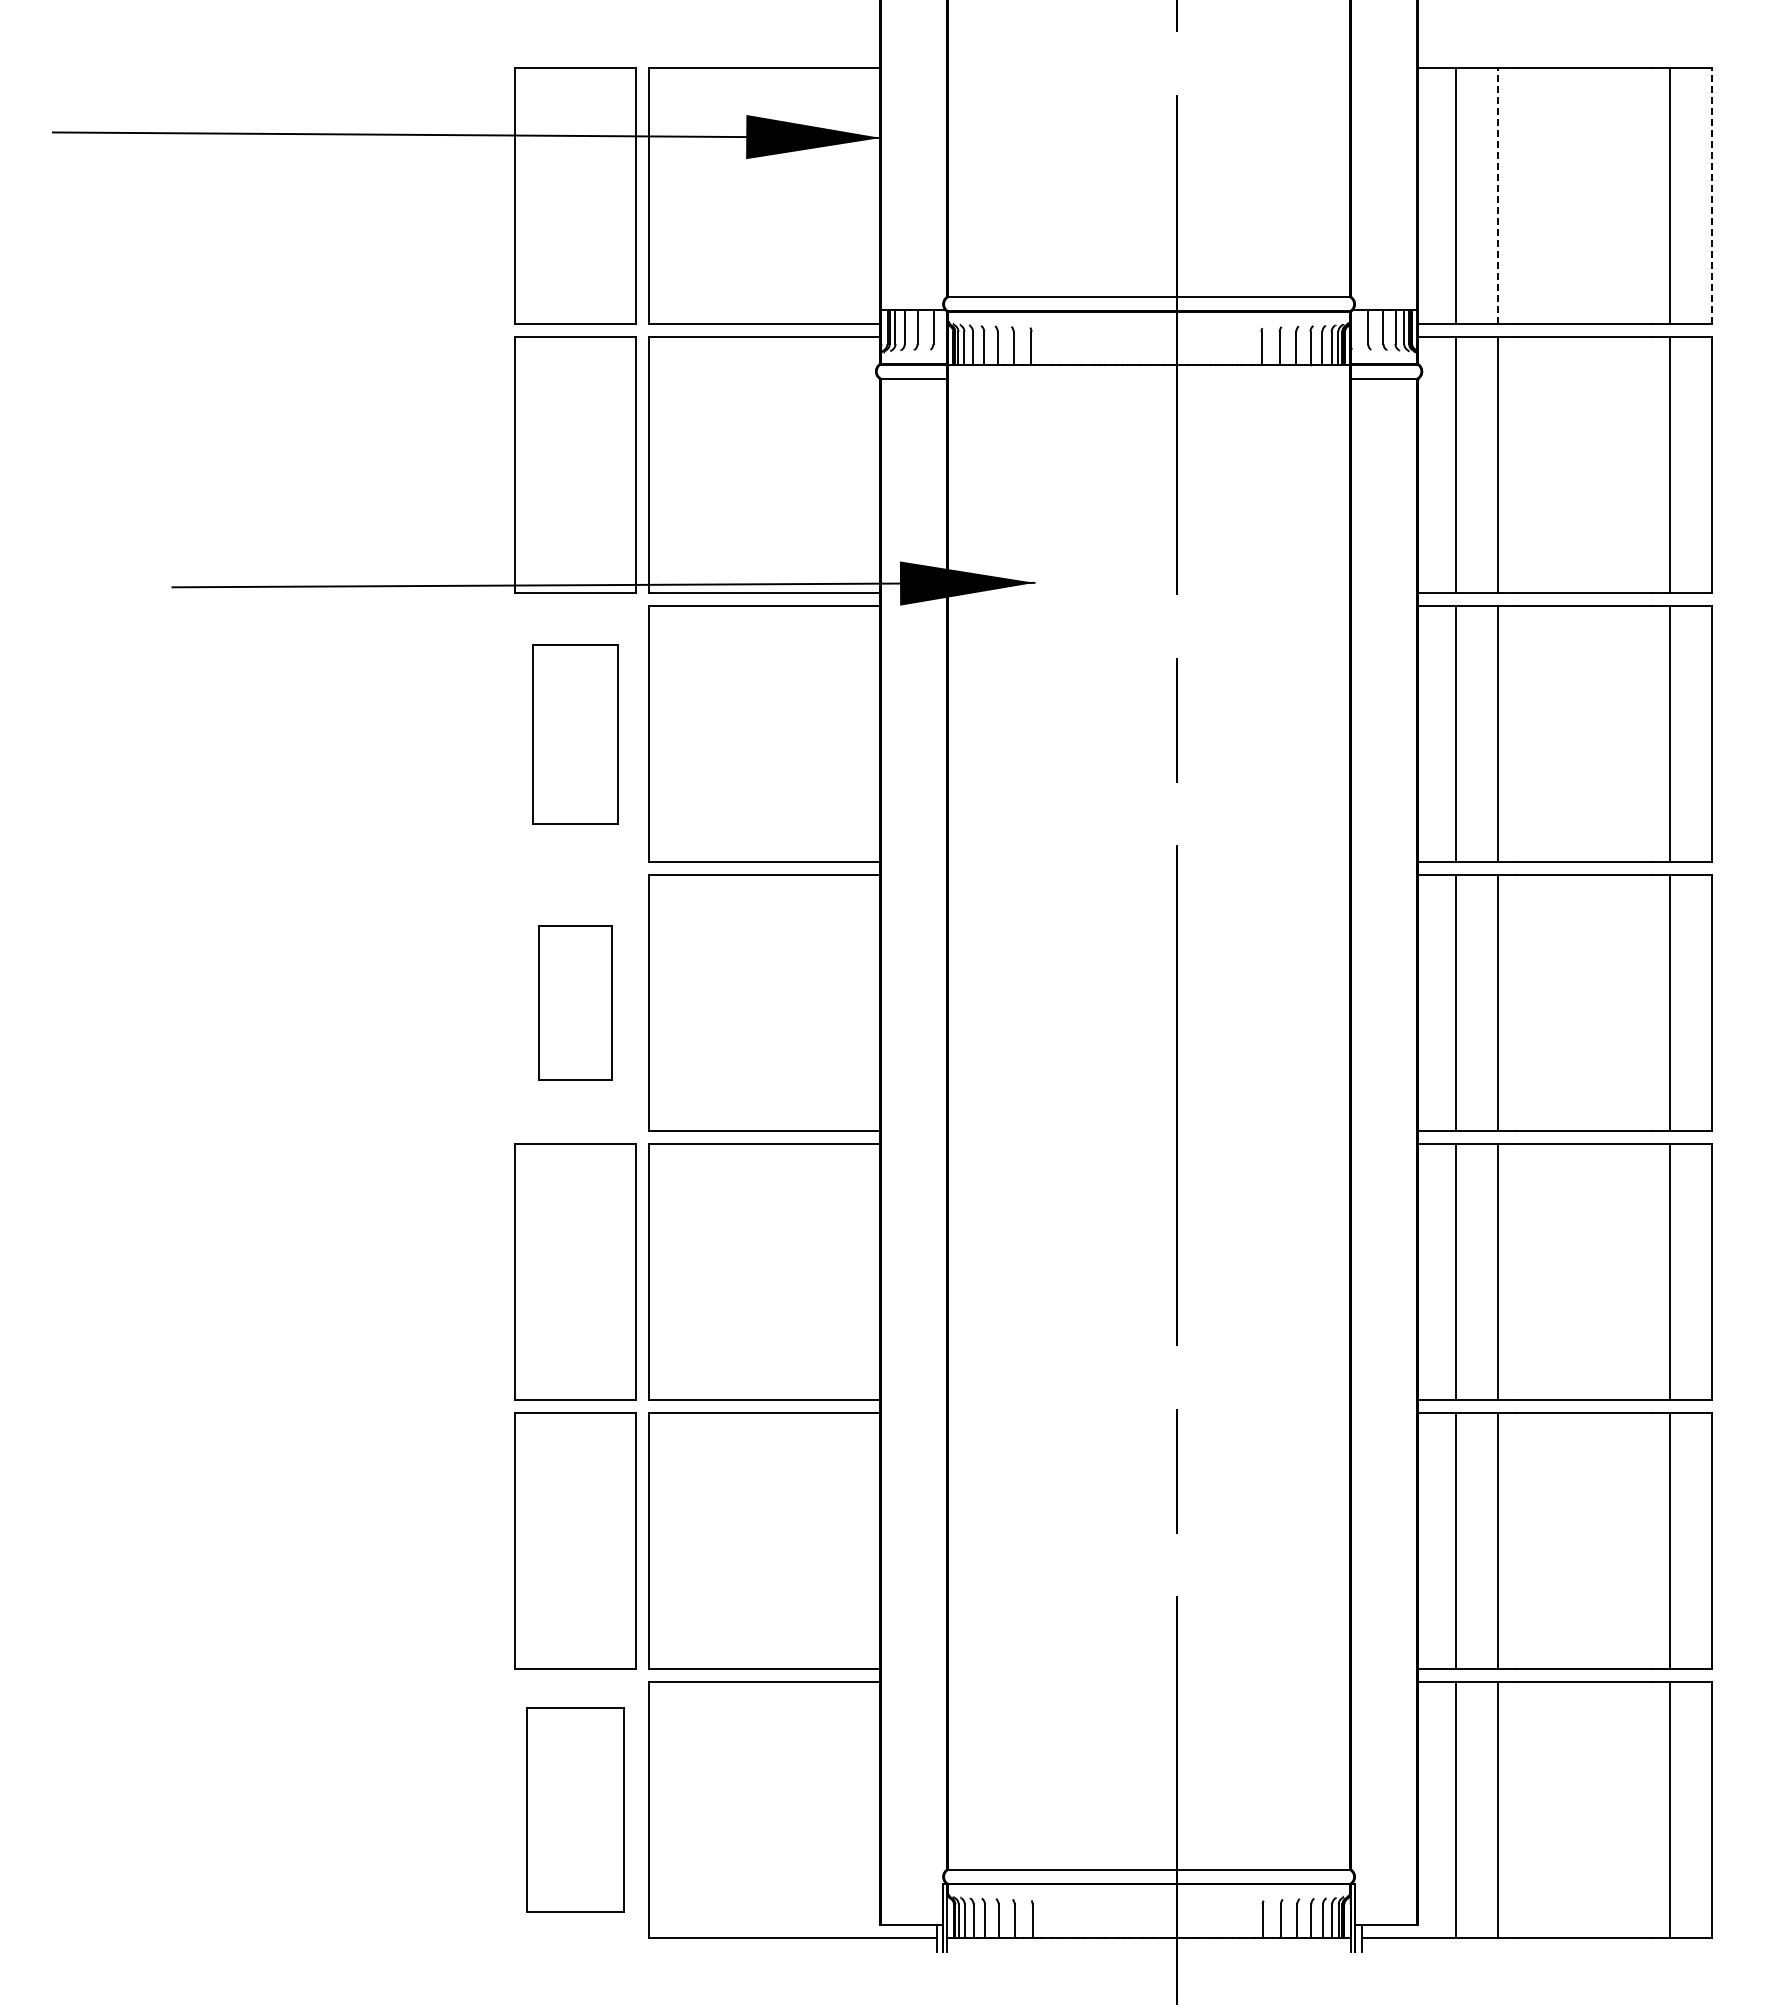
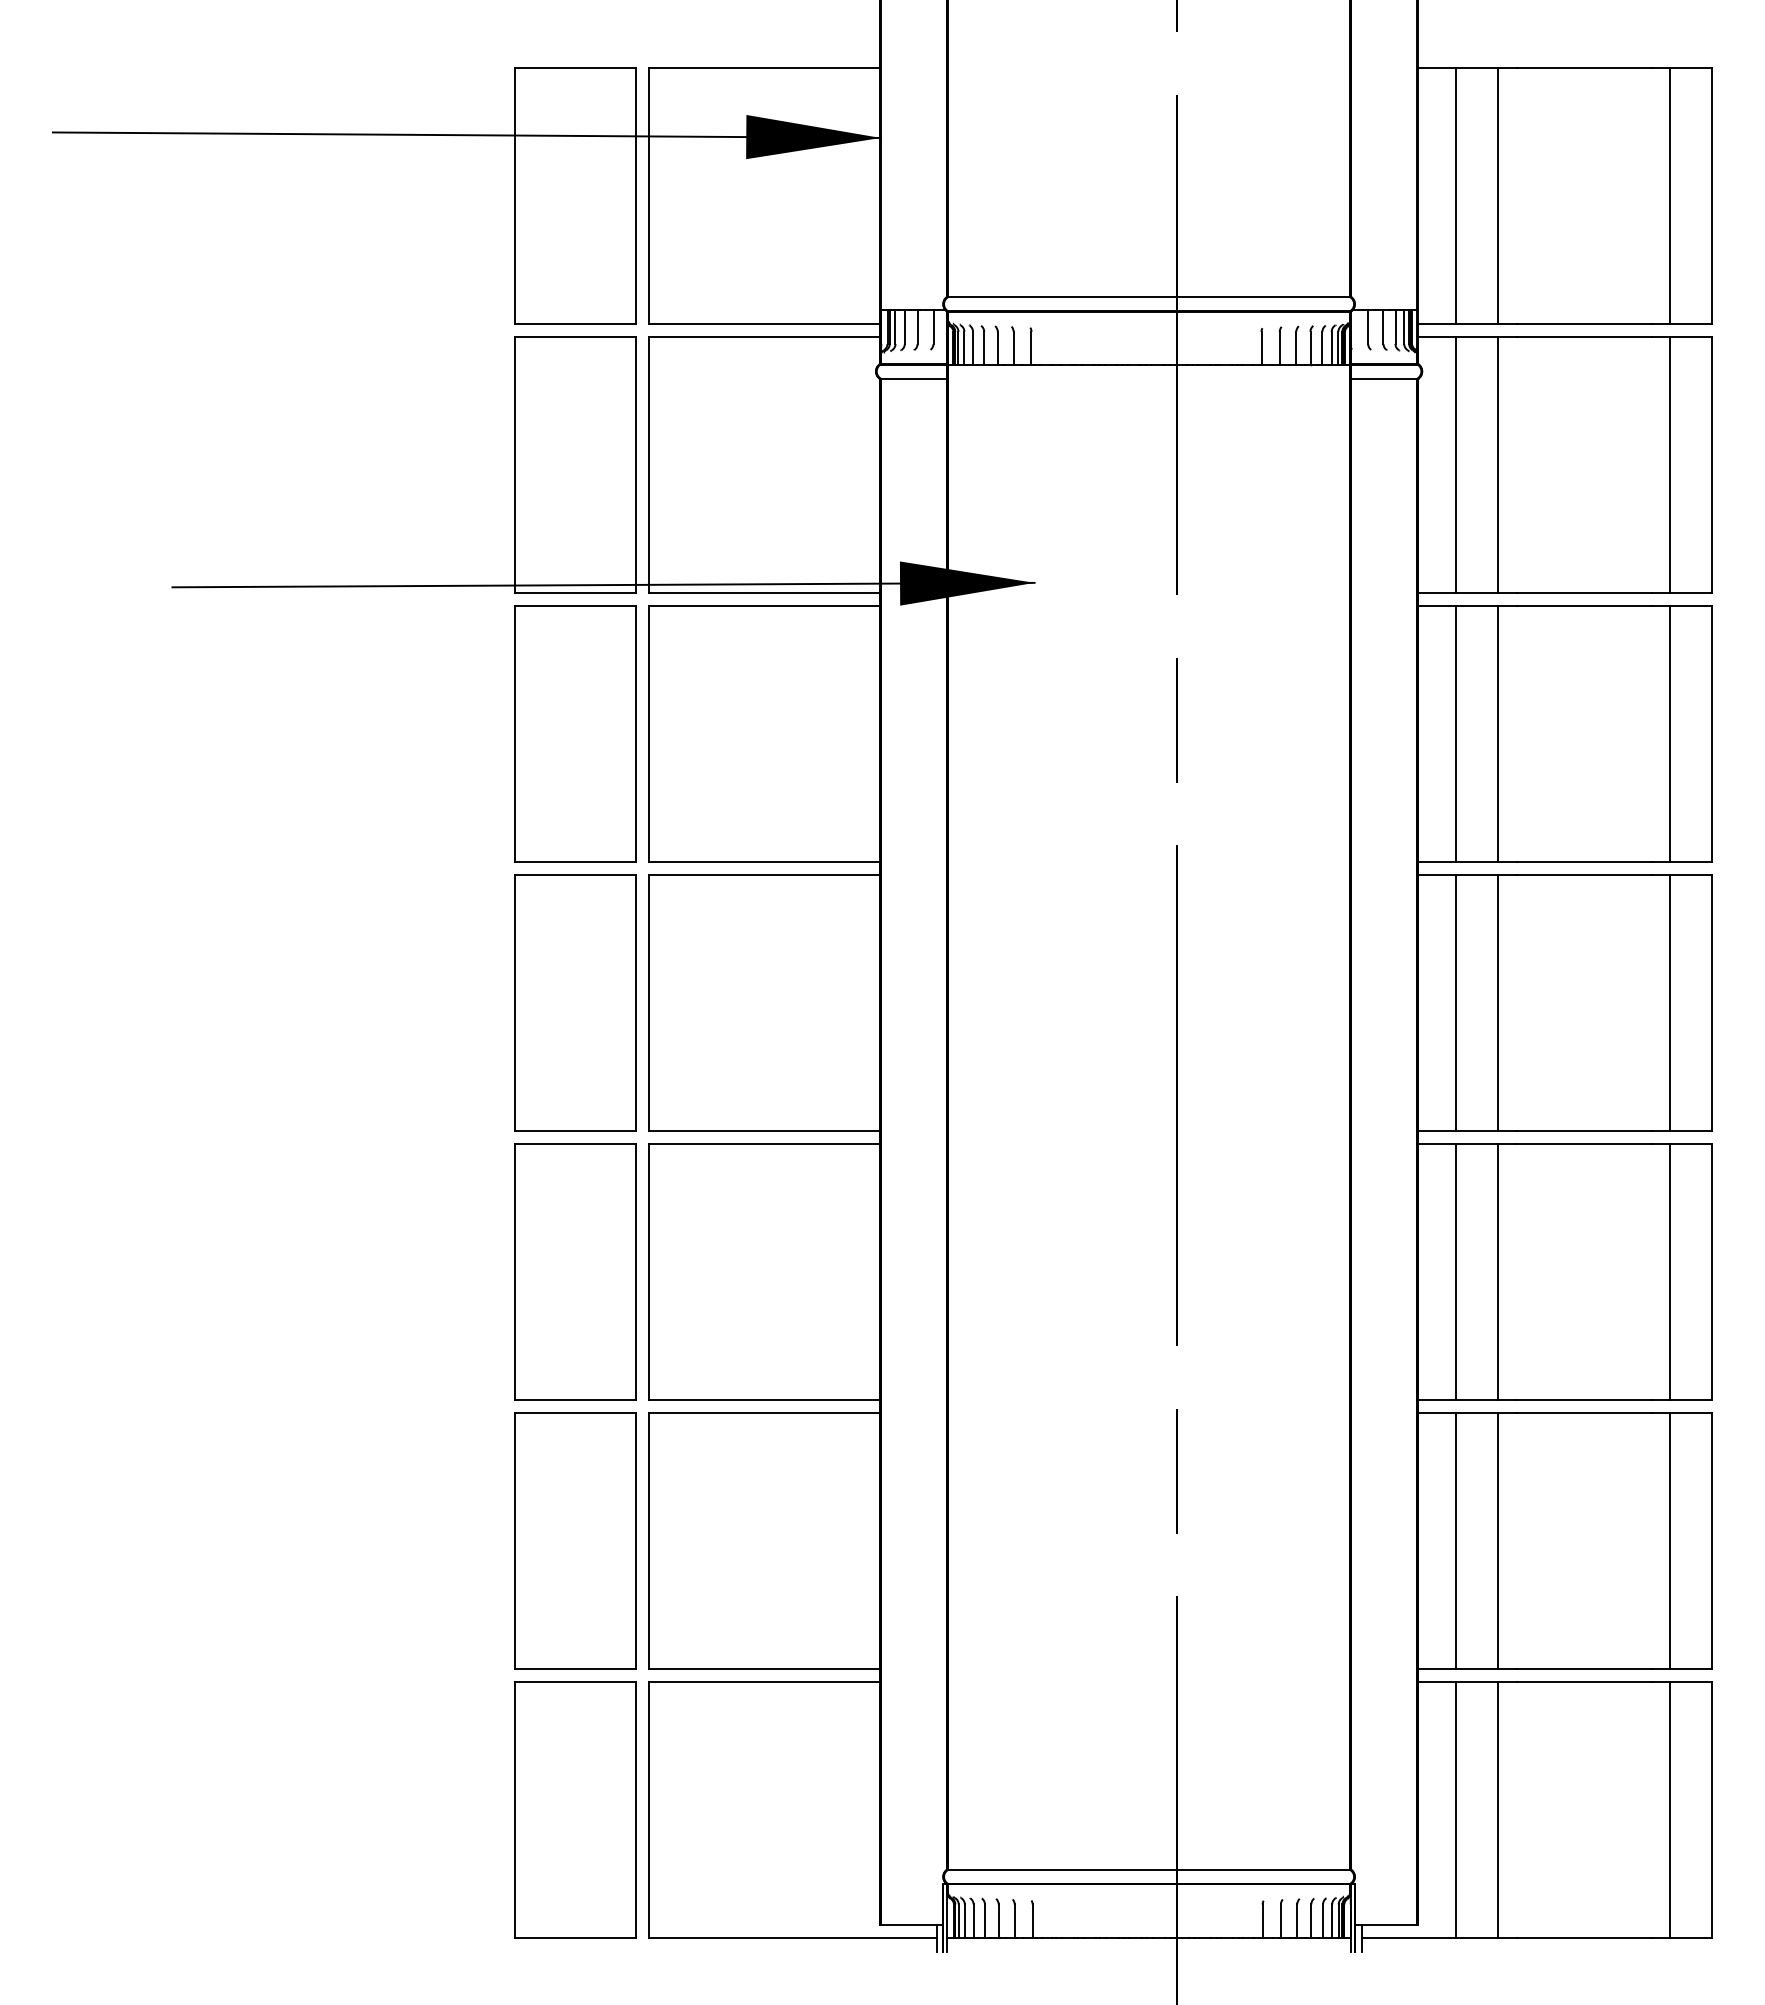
line: dashed -> solid (1498, 195)
line: dashed -> solid (1712, 195)
part size: 87x181 px -> 123x258 px (575, 733)
part size: 75x156 px -> 123x258 px (575, 1002)
part size: 99x206 px -> 123x258 px (575, 1809)
